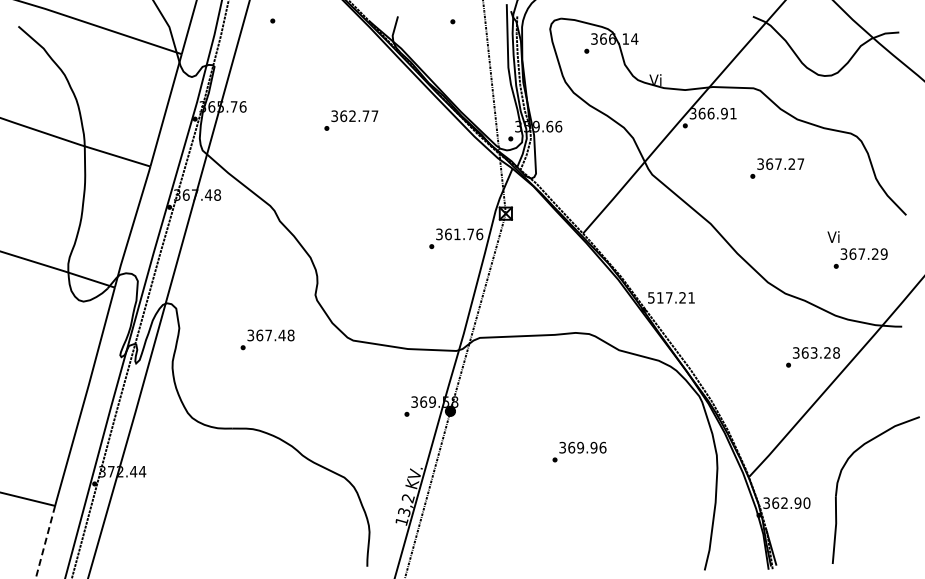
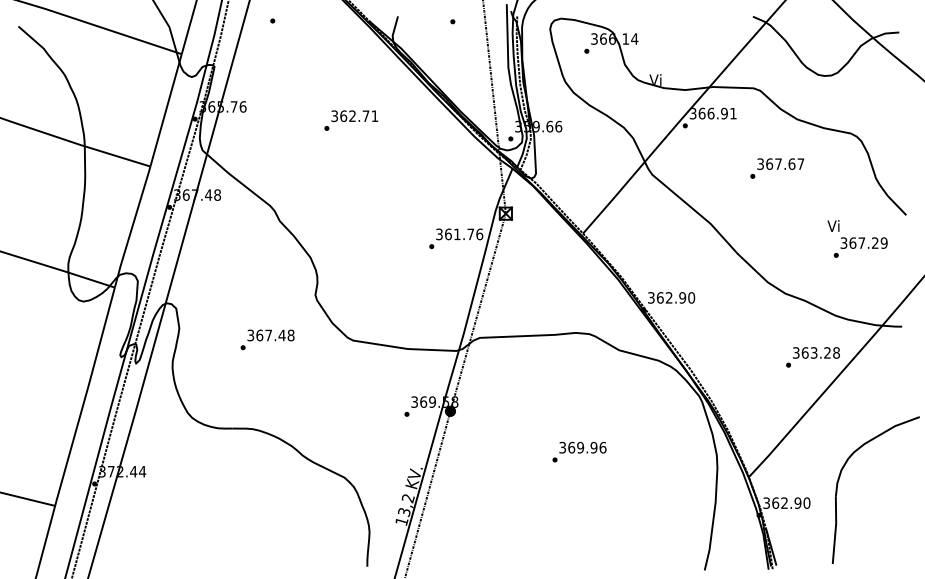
text: 362.77 -> 362.71 (374, 115)
text: 367.27 -> 367.67 (791, 163)
text position: (857, 249) -> (857, 238) (857, 238)
text: 517.21 -> 362.90 (671, 297)
line: dashed -> solid (45, 542)
